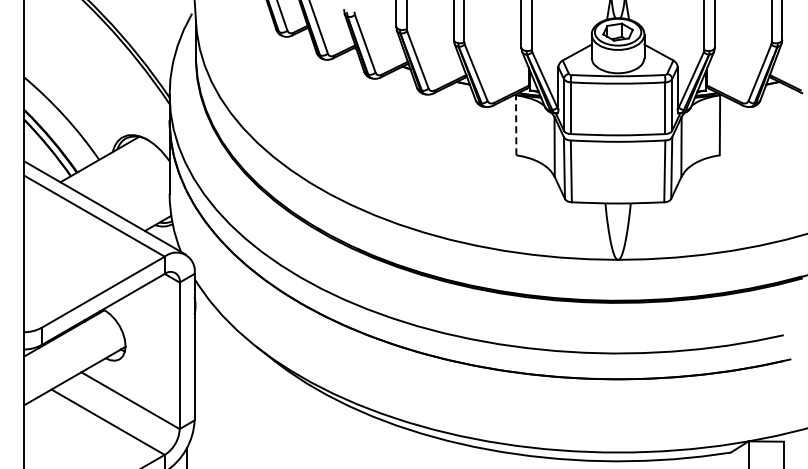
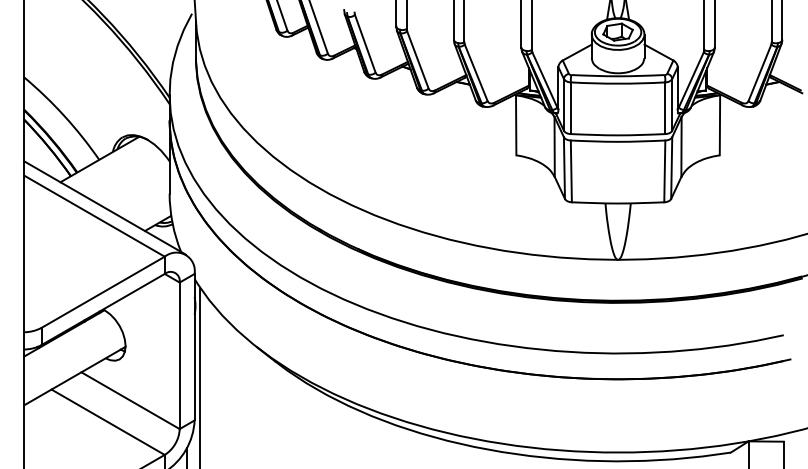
line: dashed -> solid (516, 124)
line: none -> present (200, 376)
